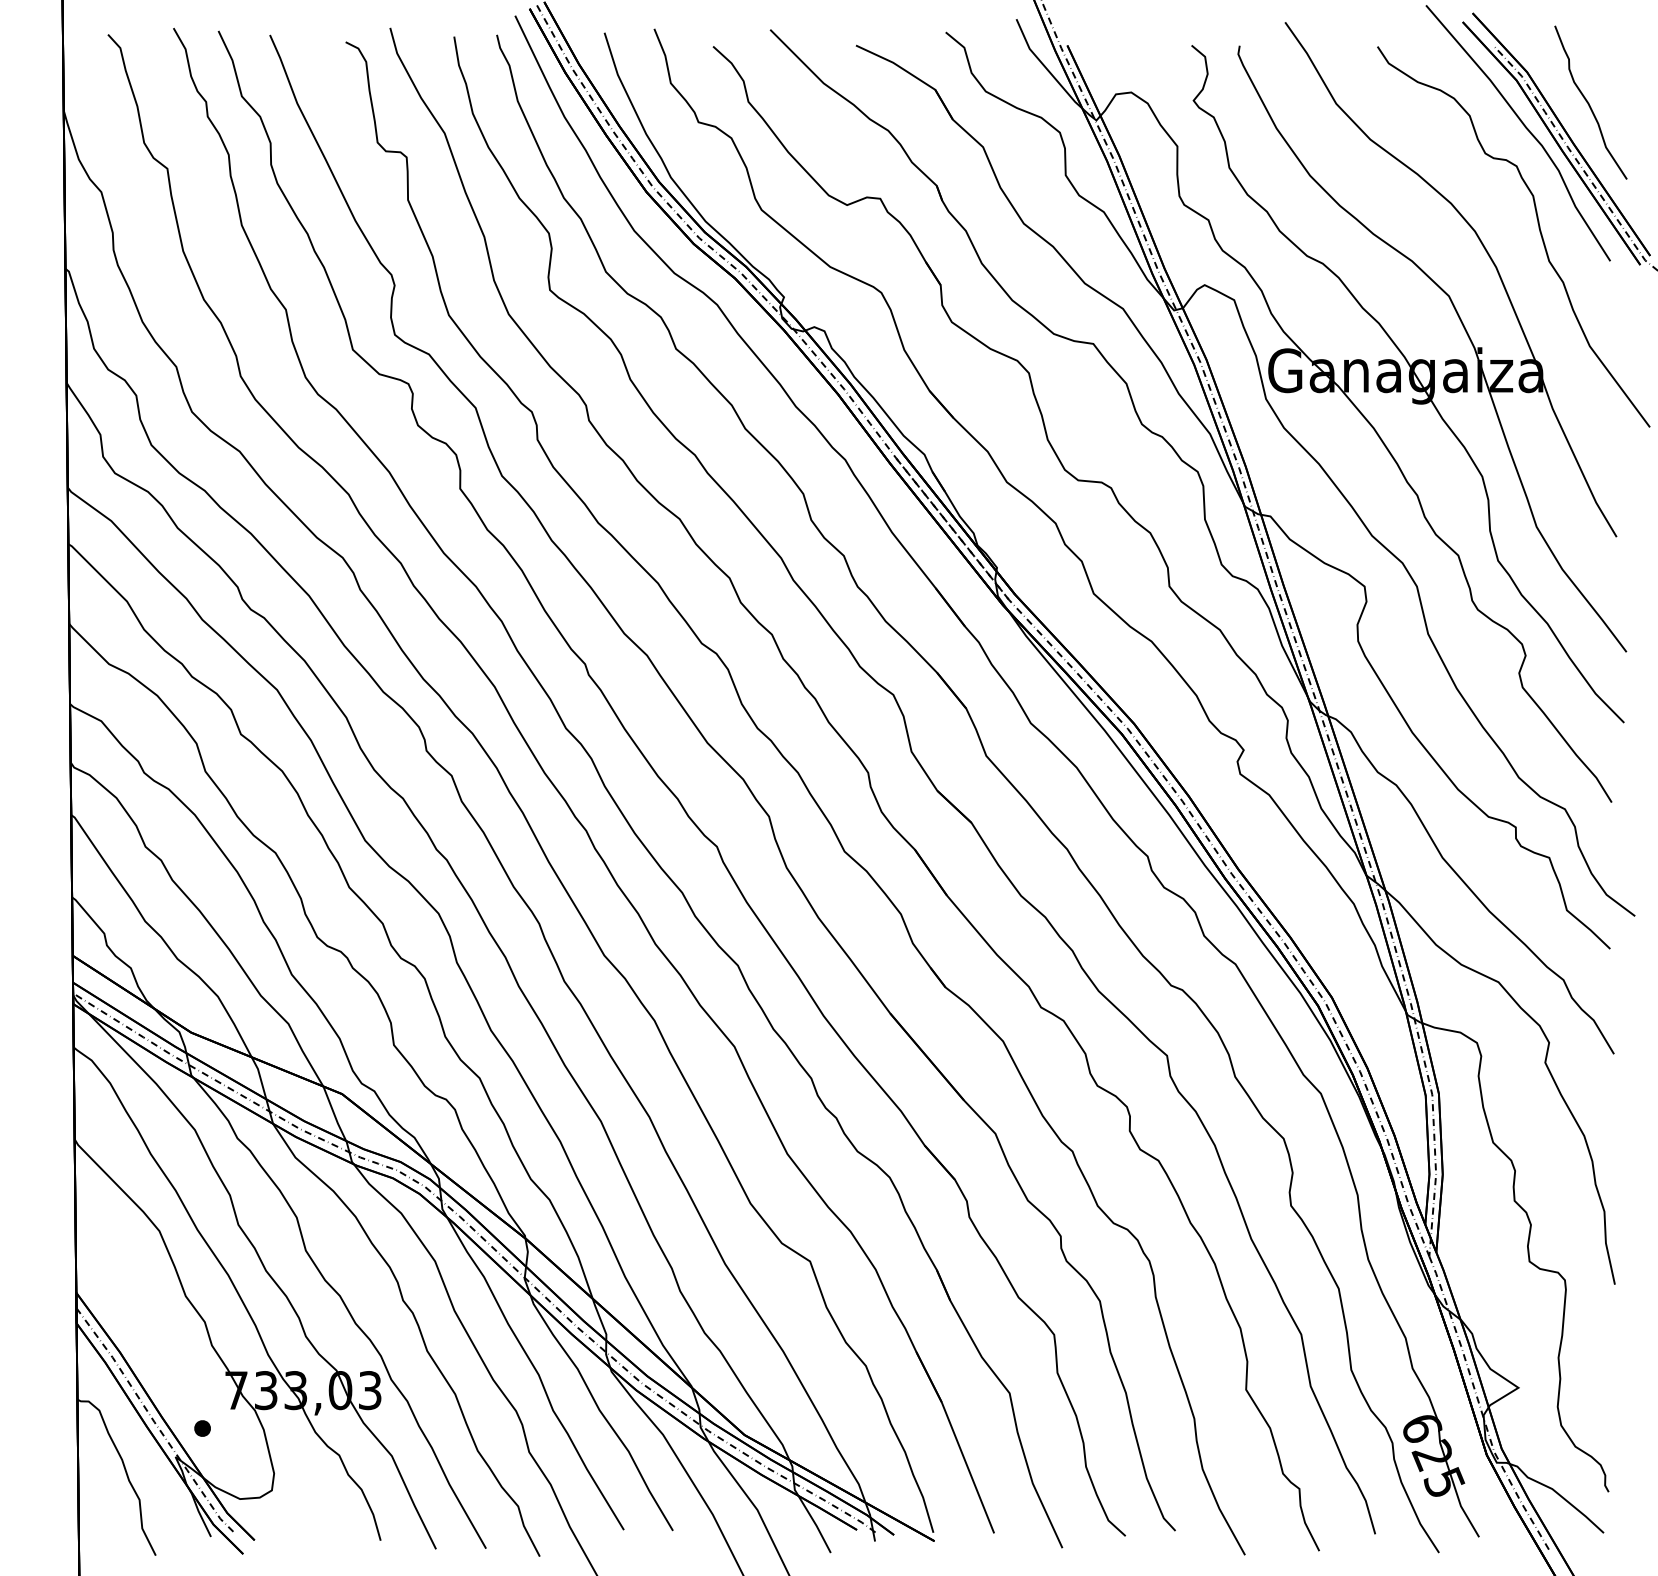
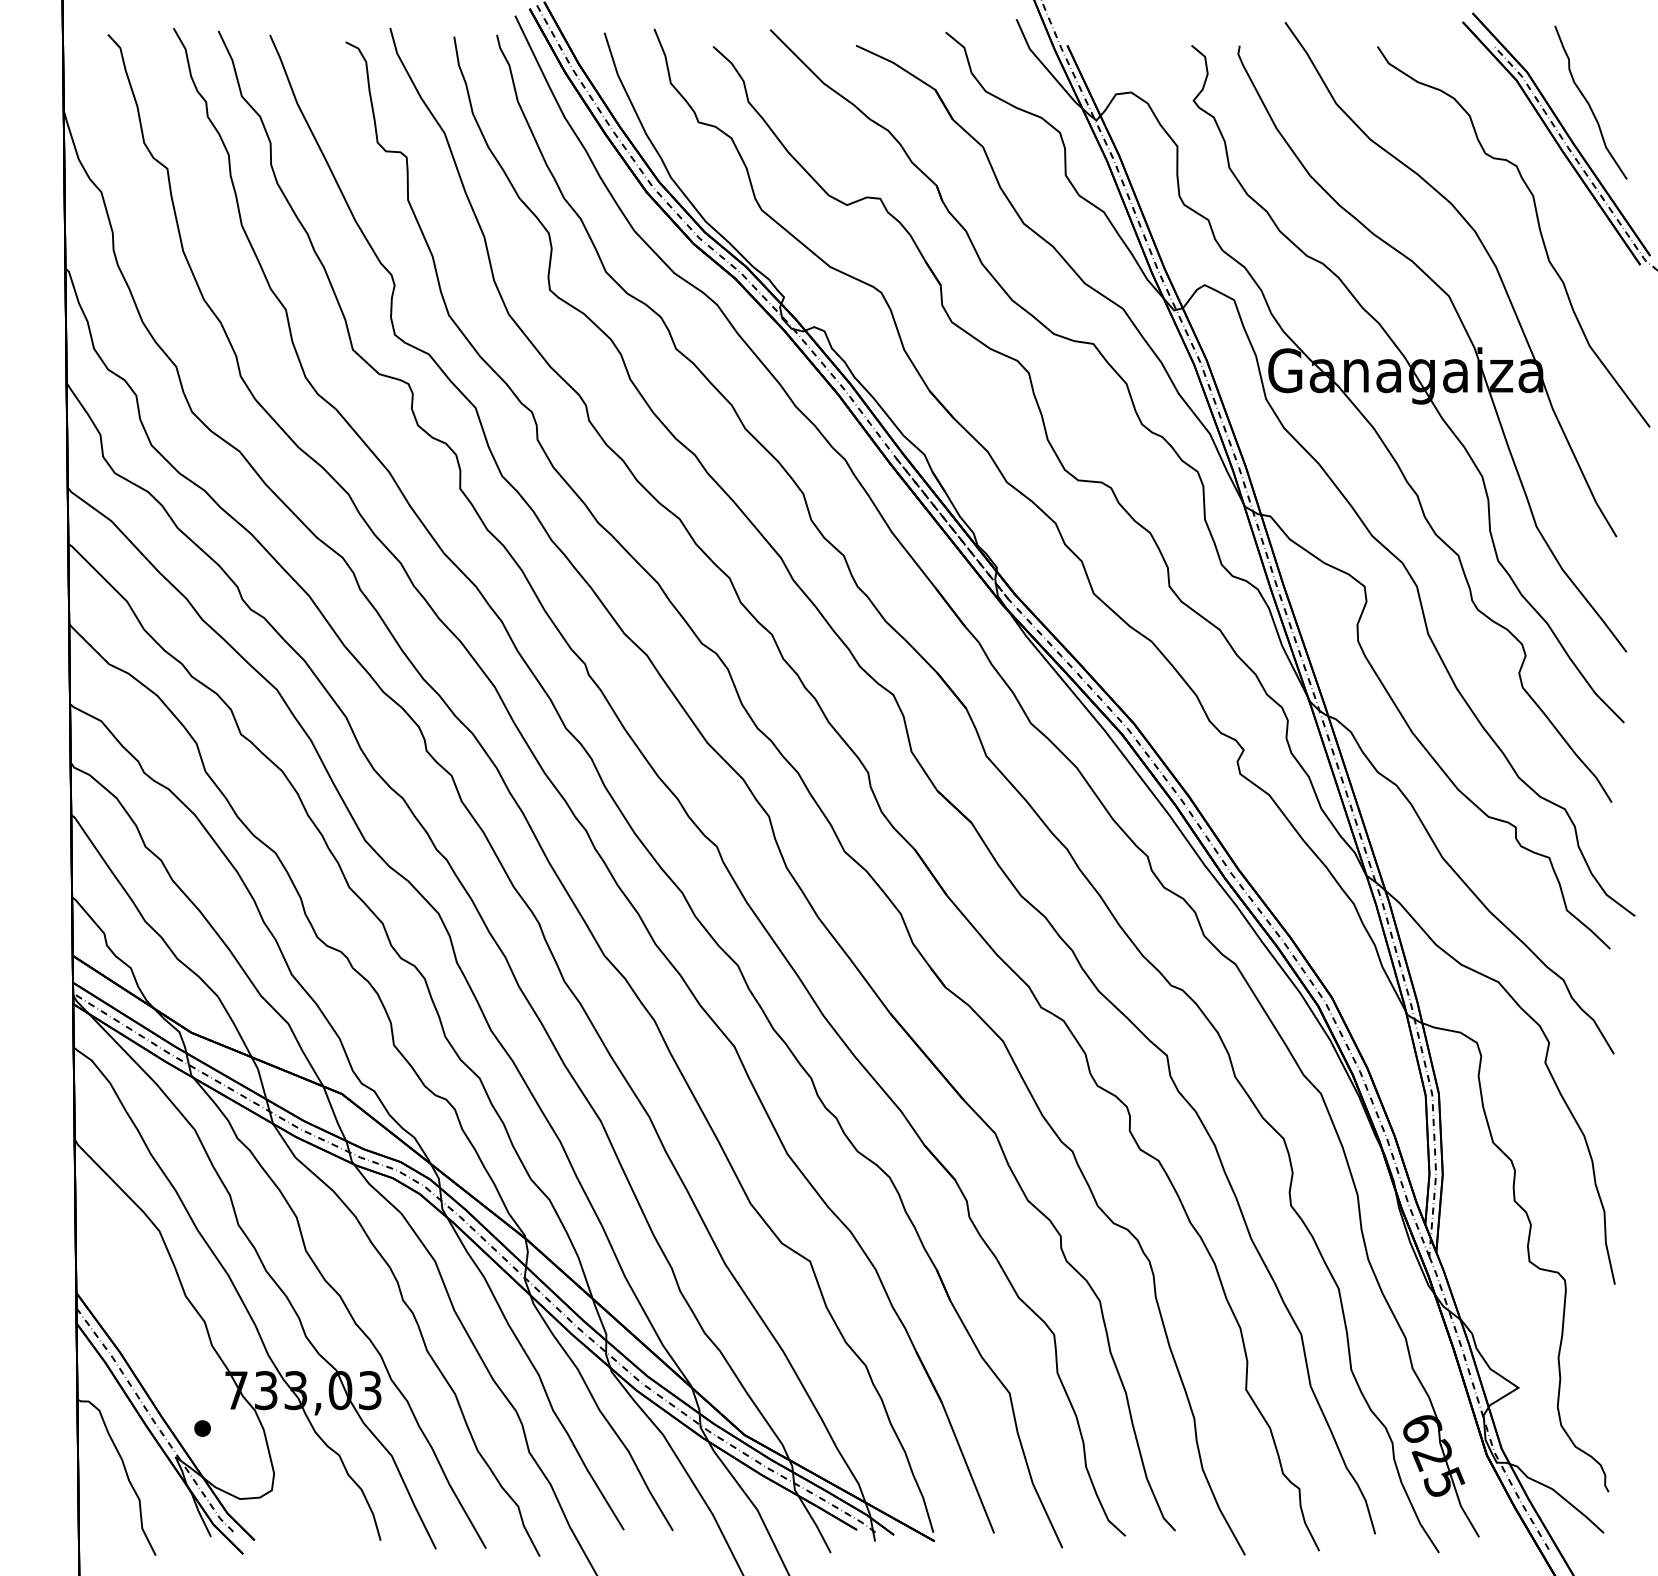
curve: present -> none (1524, 127)
